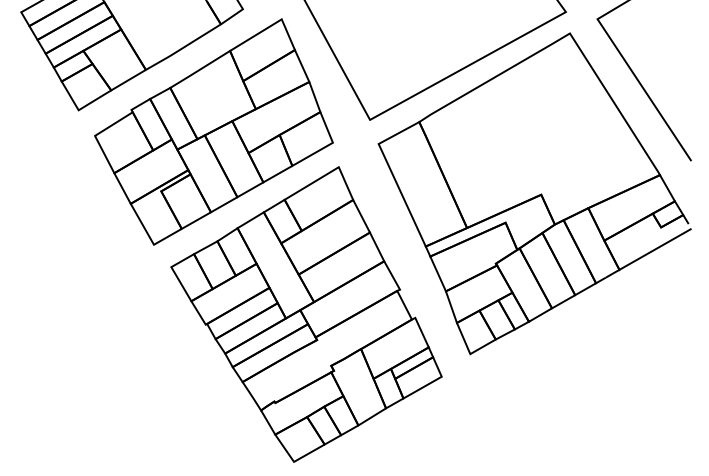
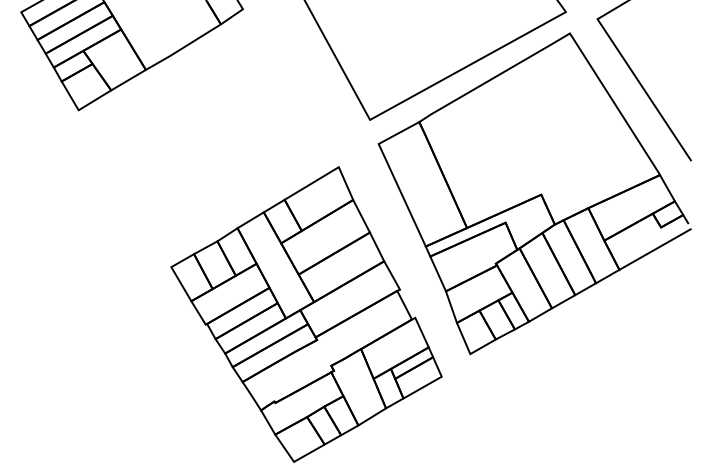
part: present -> none (213, 131)
